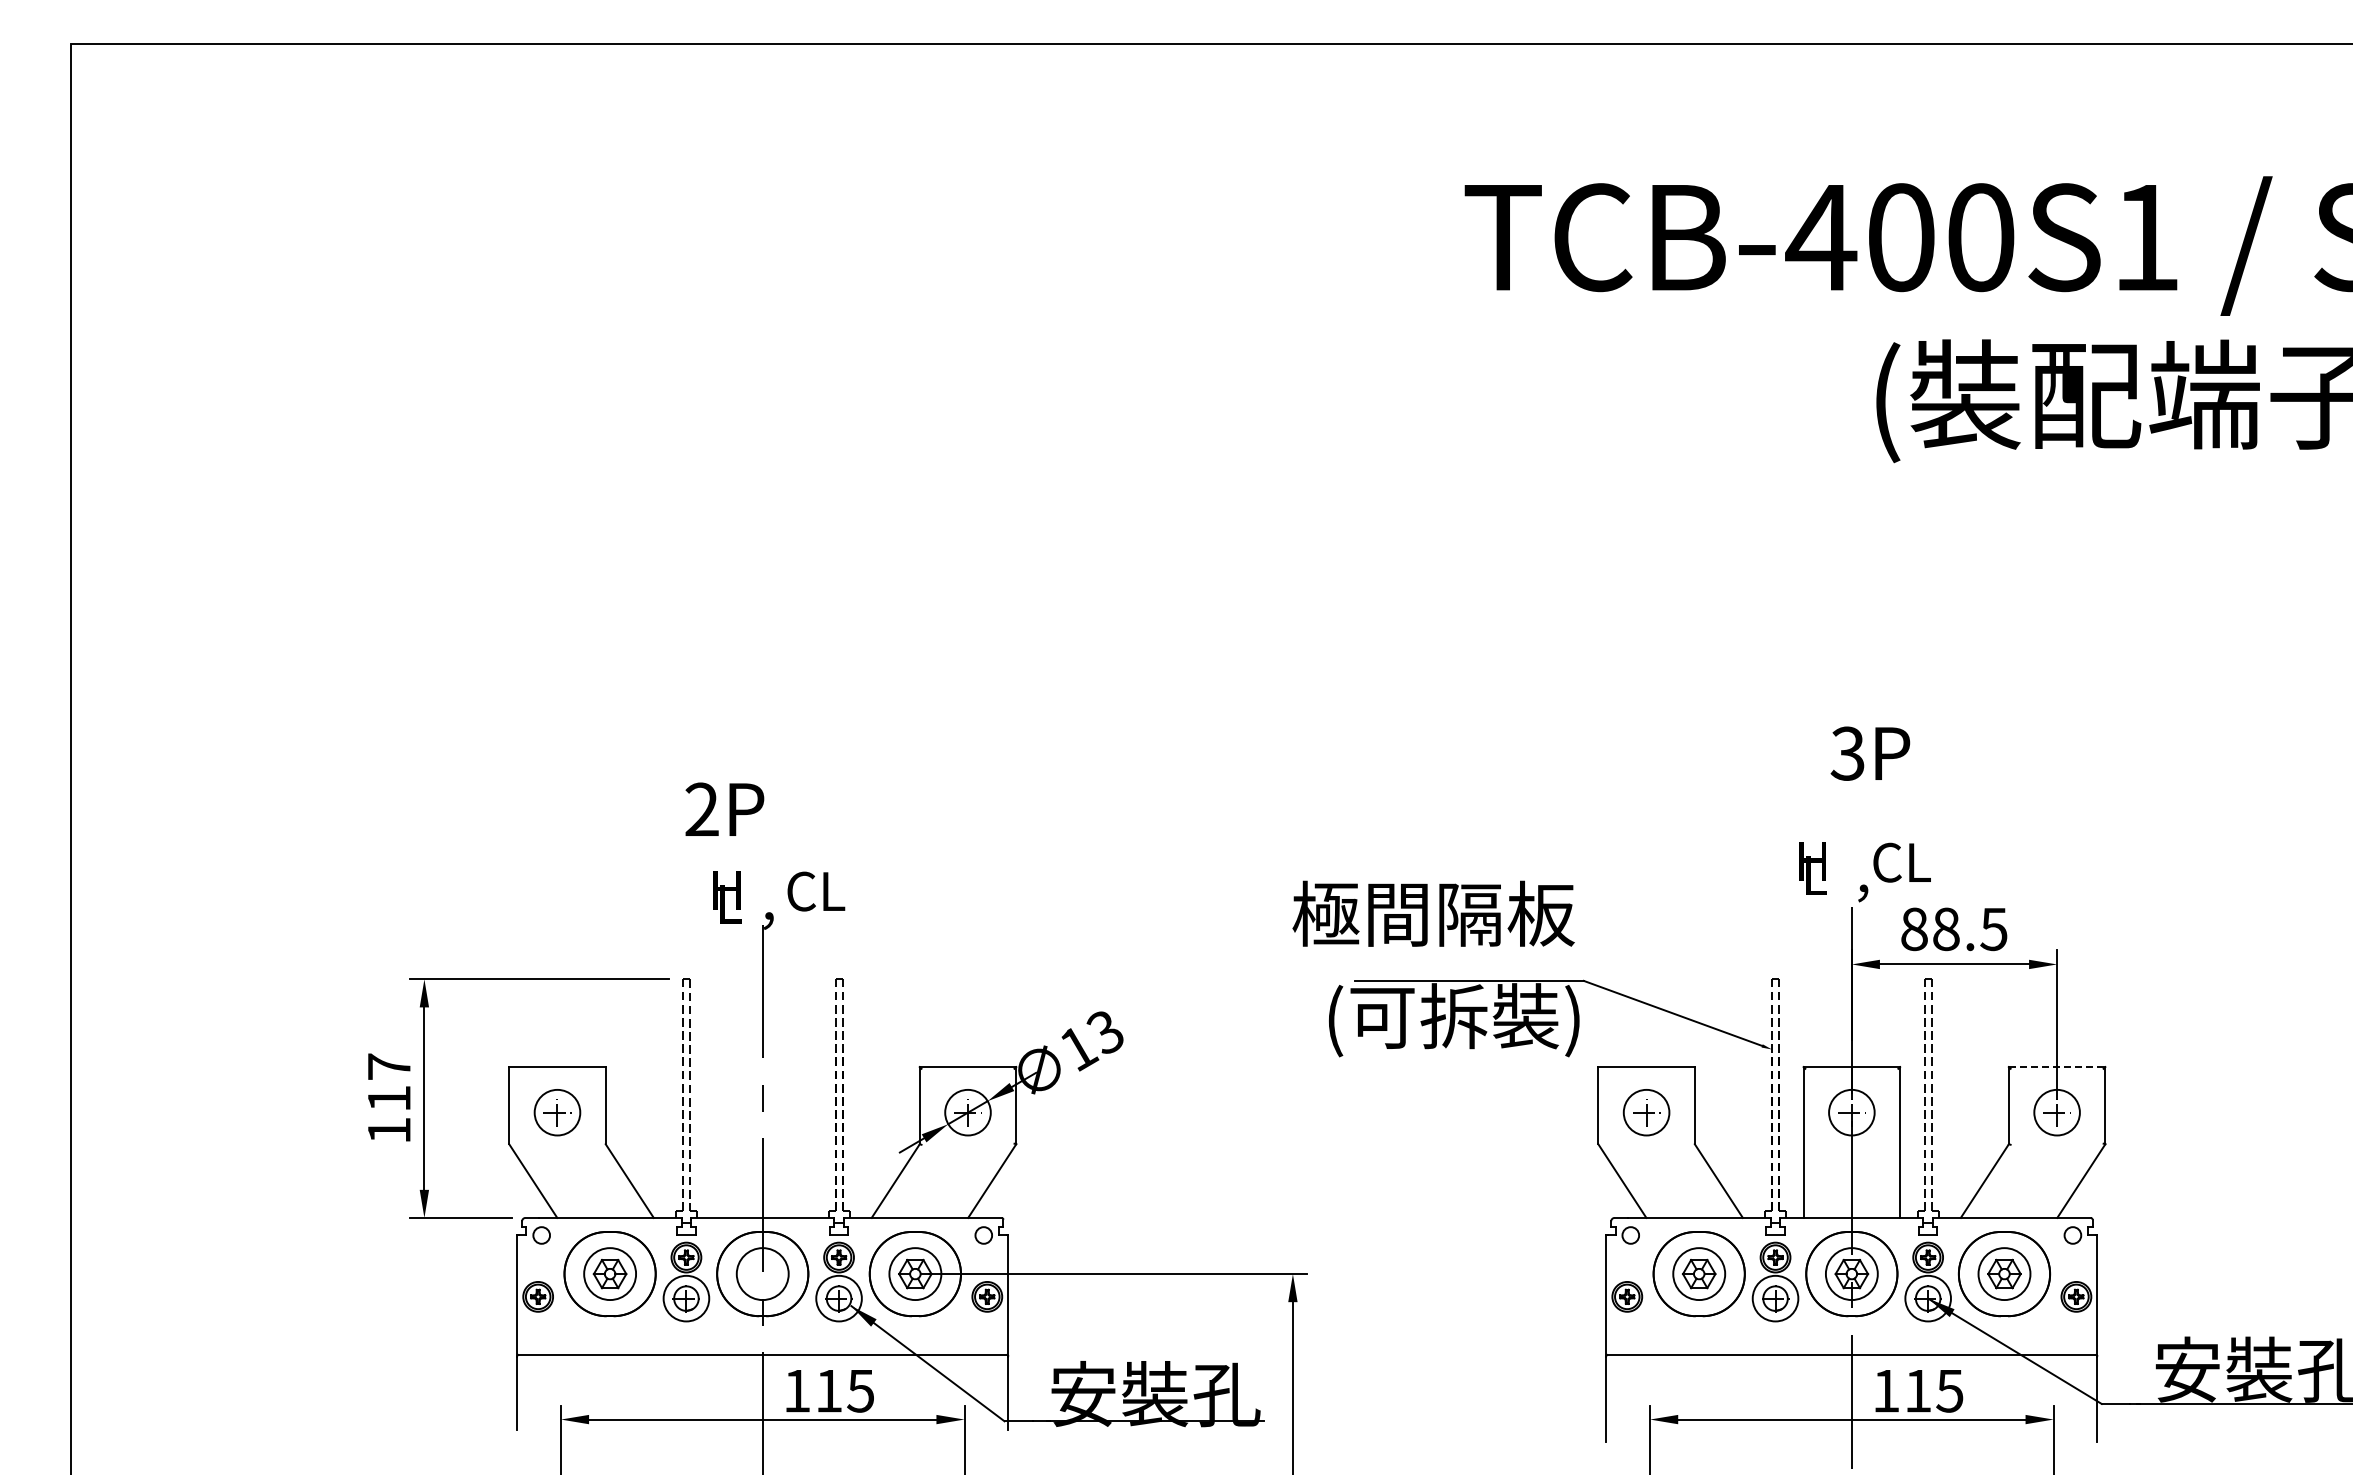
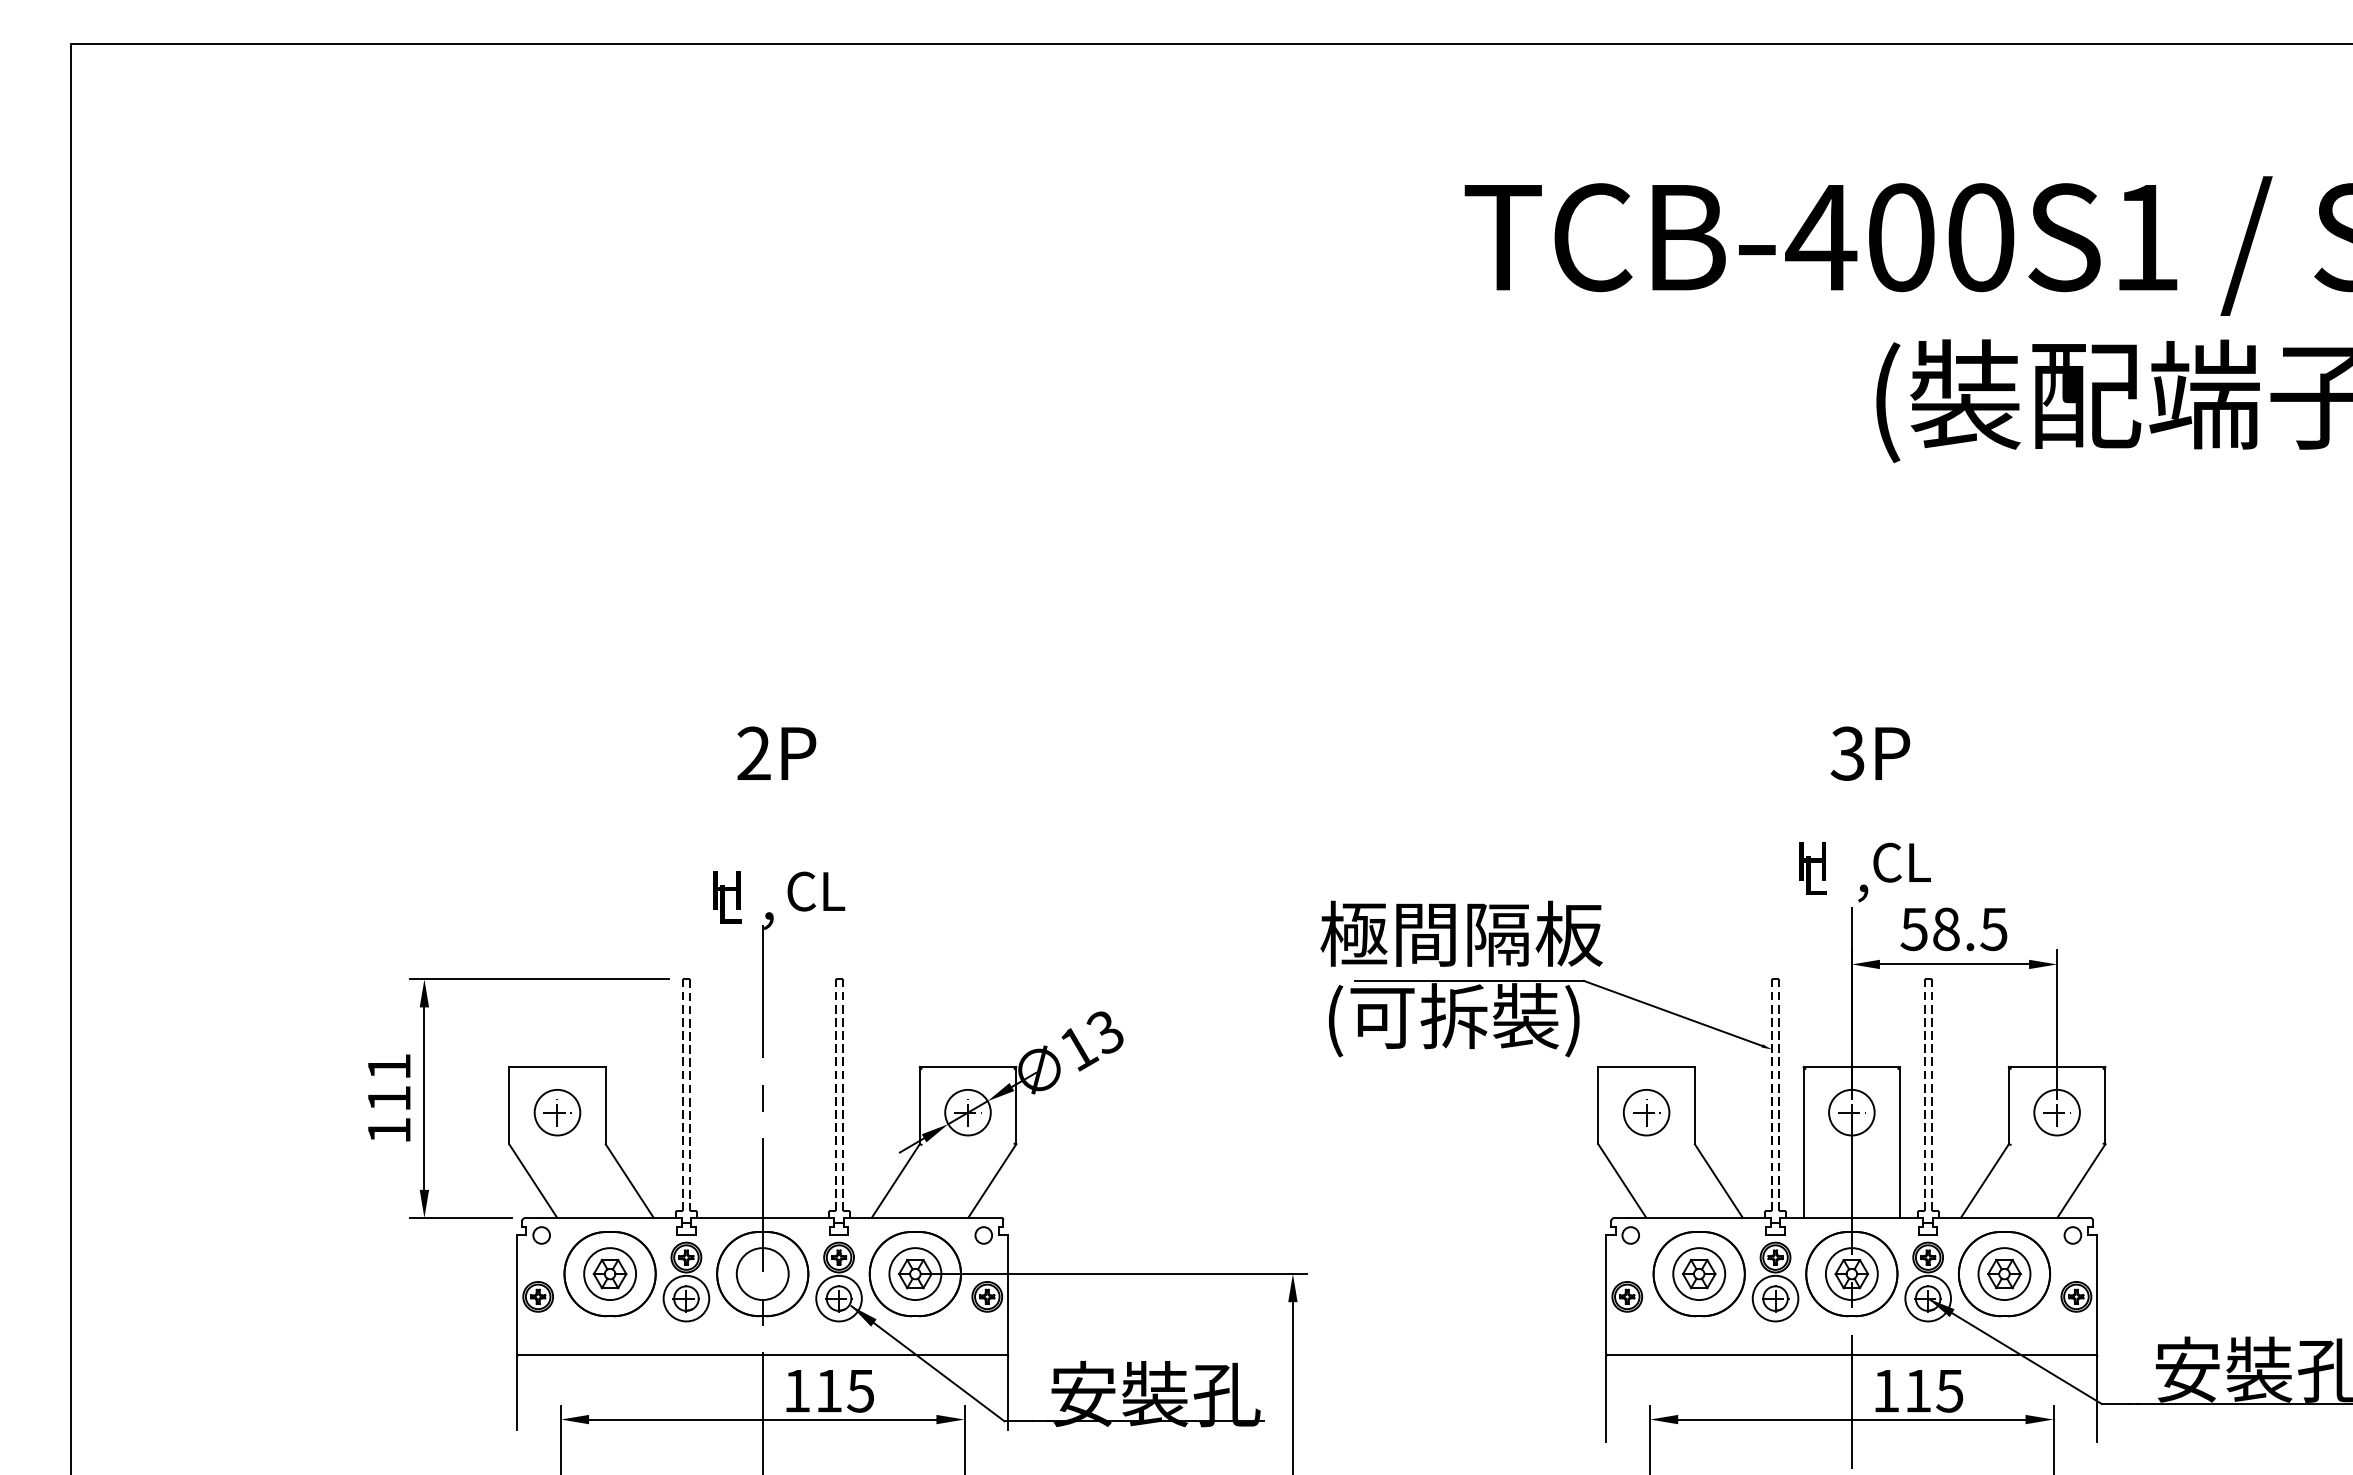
text position: (724, 808) -> (776, 752) (776, 752)
text position: (1433, 913) -> (1461, 933) (1461, 933)
text: 88.5 -> 58.5 (1913, 928)
text: 117 -> 111 (389, 1066)
line: dashed -> solid (2057, 1067)
